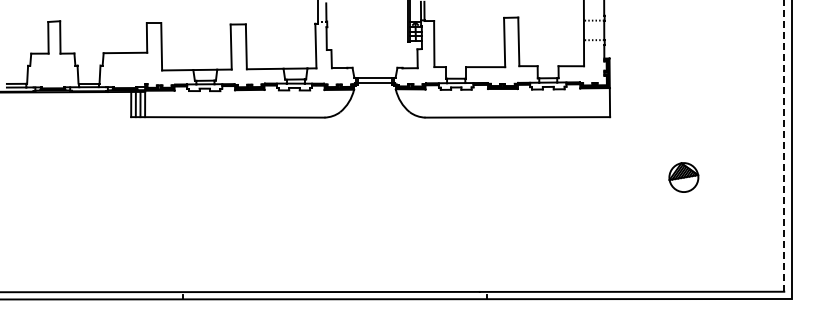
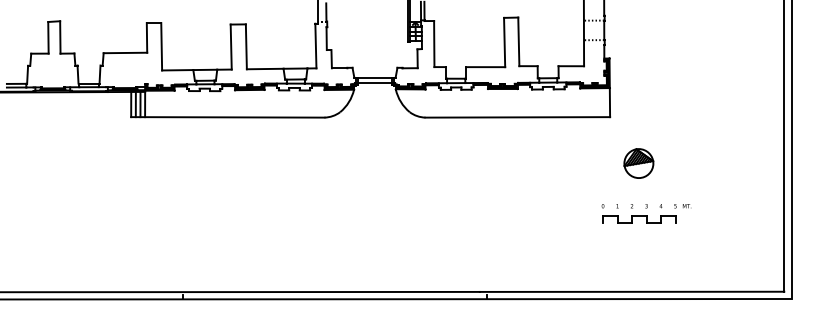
line: dashed -> solid (784, 145)
part position: (683, 177) -> (638, 163) (638, 163)
part: none -> present (646, 213)
